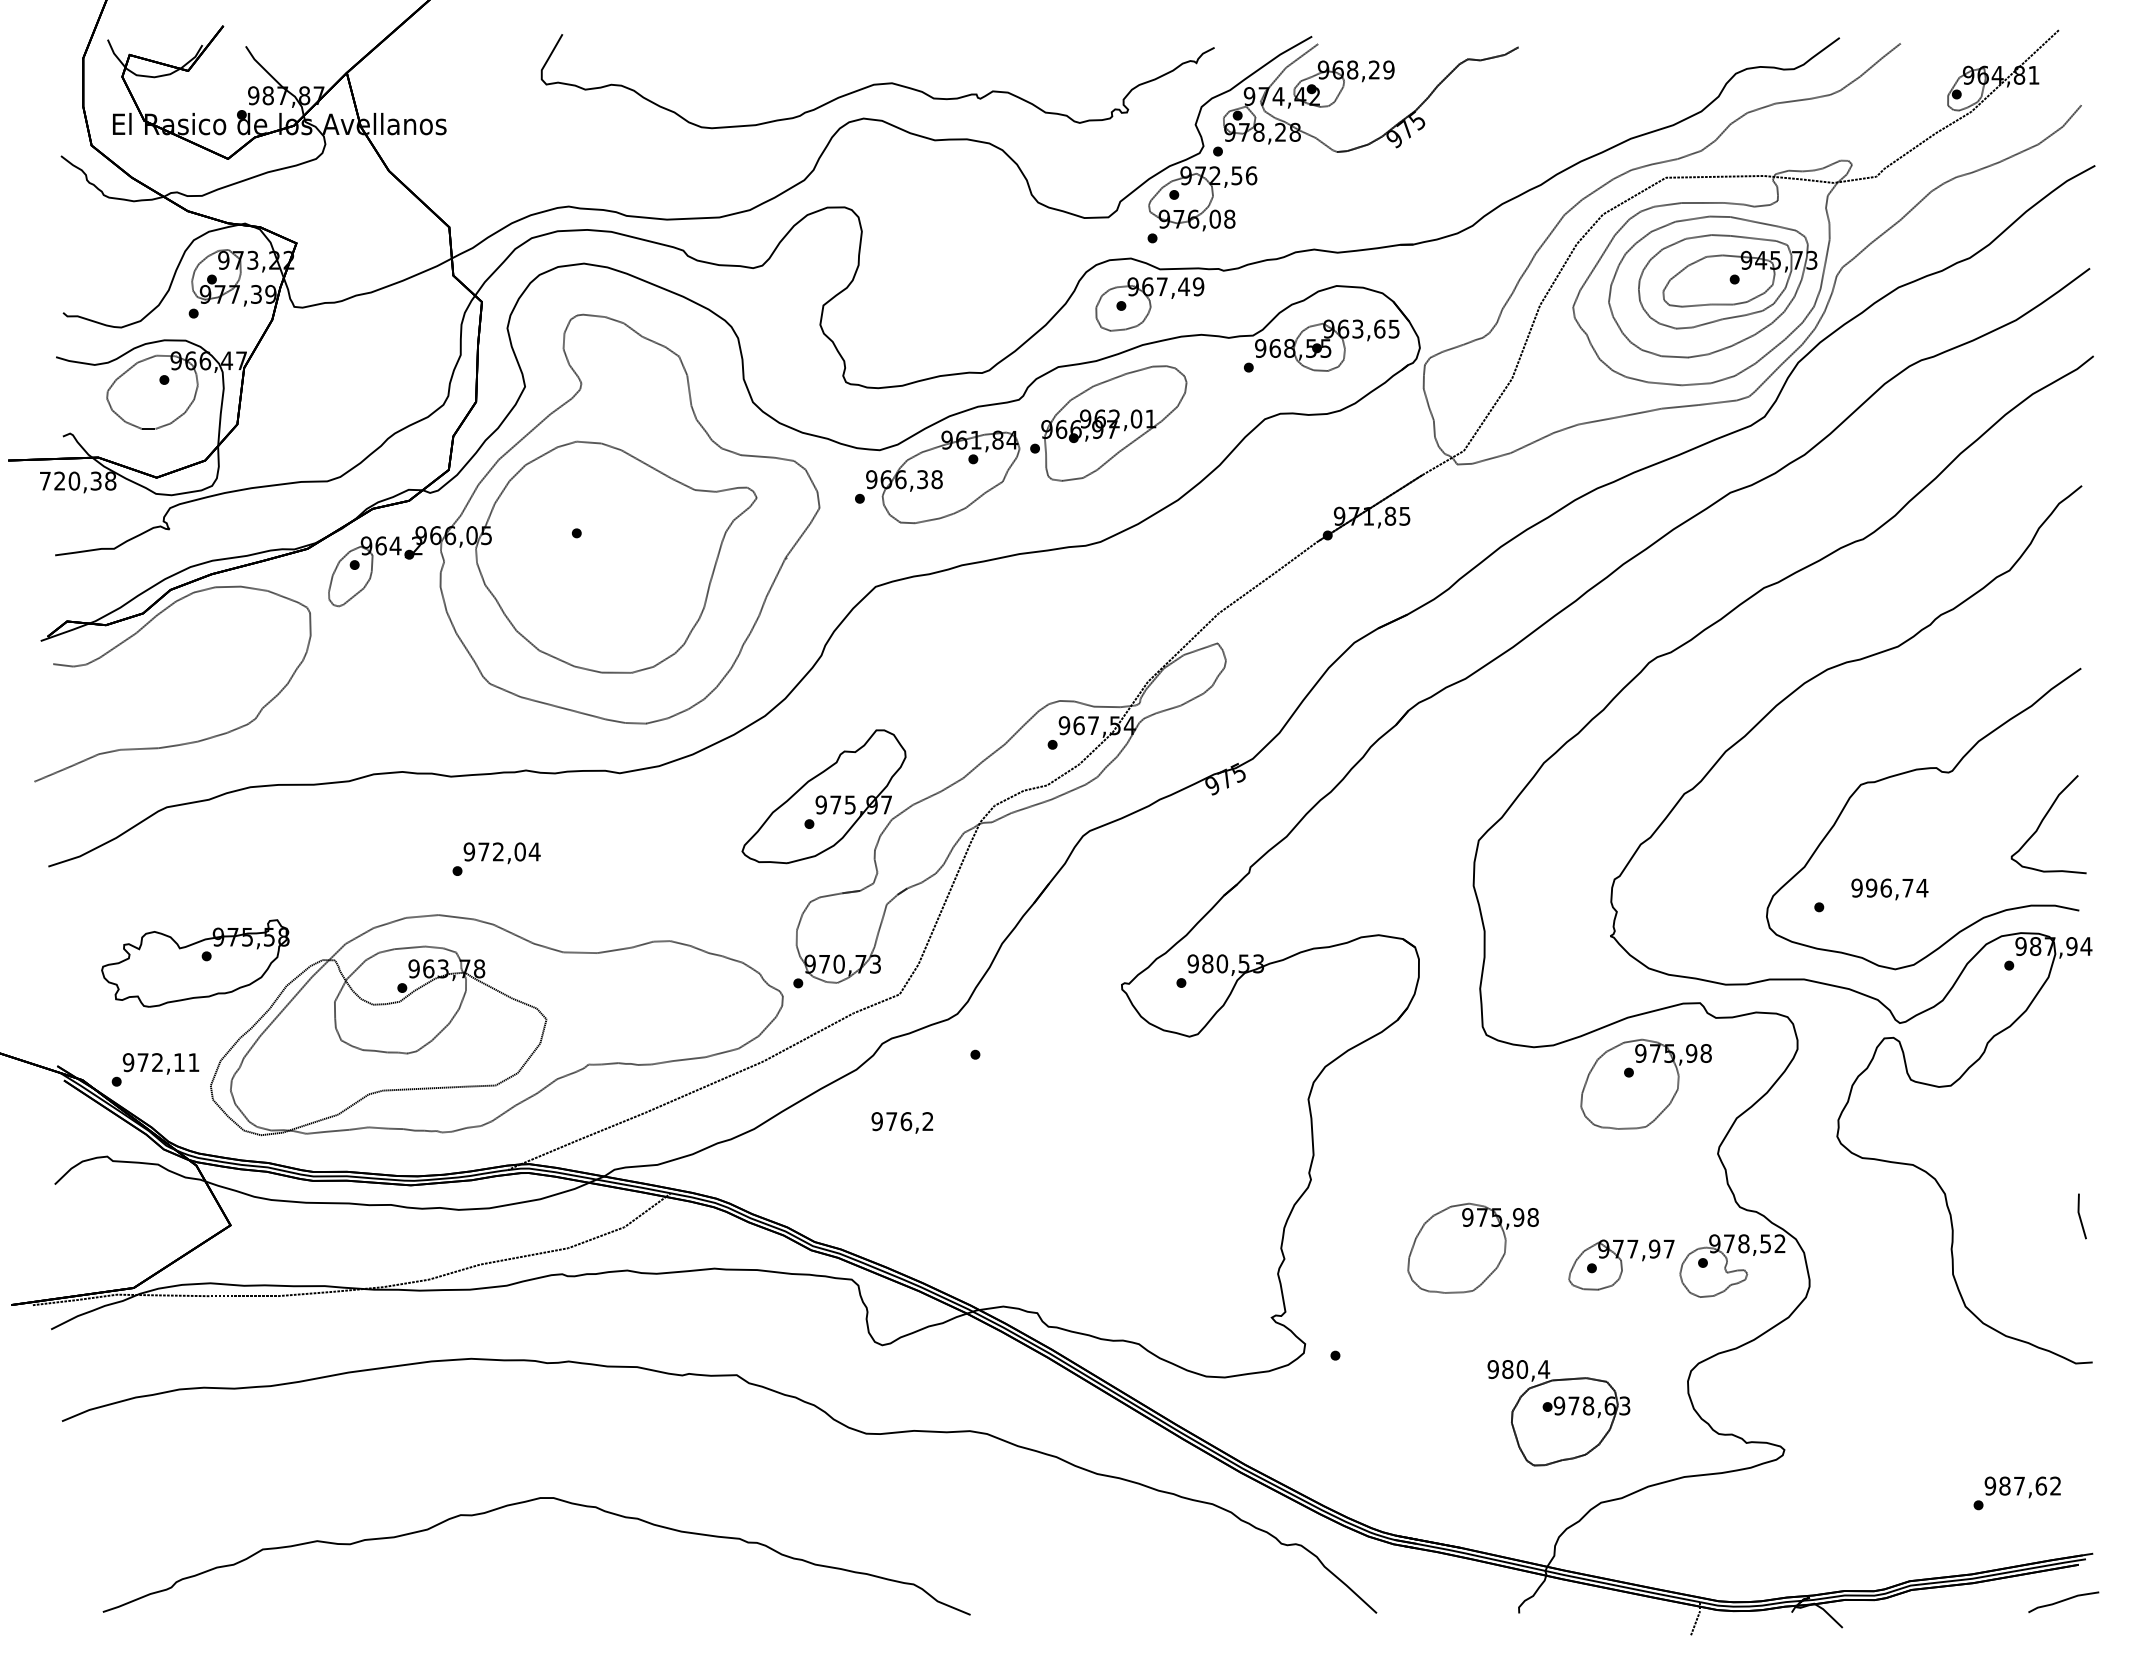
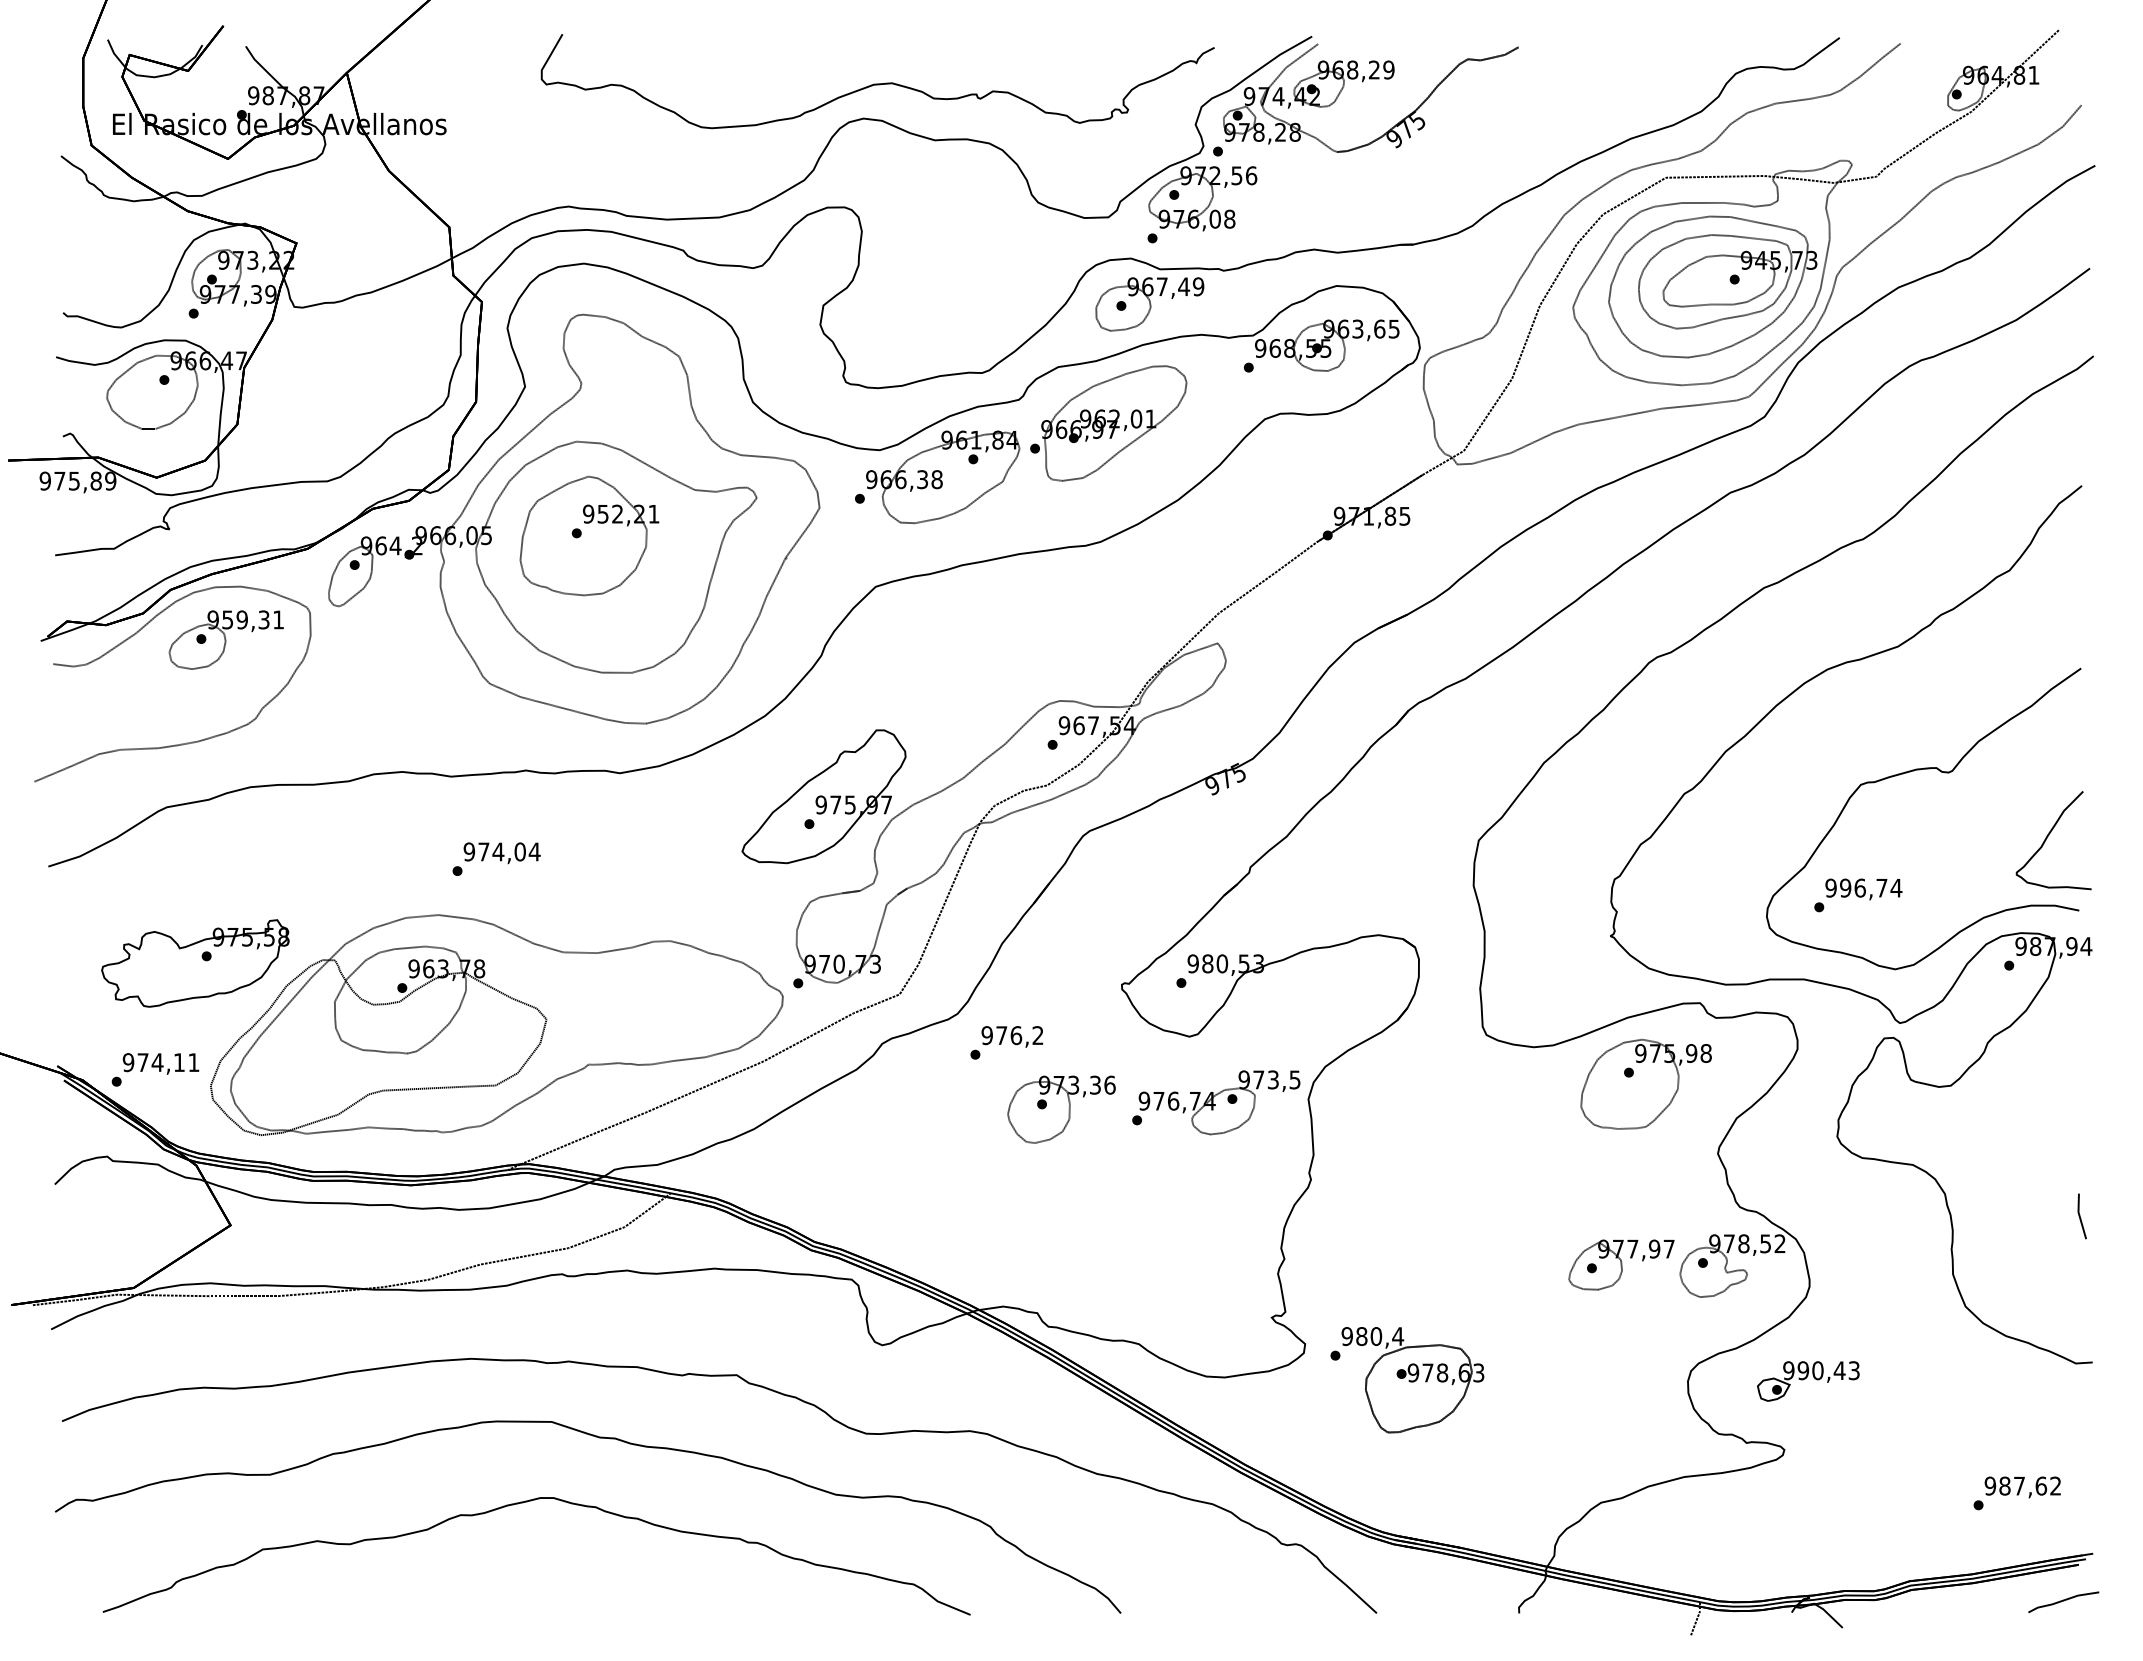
text: 720,38 -> 975,89 (77, 480)
part: none -> present (589, 535)
part: none -> present (225, 639)
curve position: (2042, 822) -> (2047, 838) (2047, 838)
text: 972,04 -> 974,04 (498, 851)
text position: (1889, 889) -> (1863, 889) (1863, 889)
text: 972,11 -> 974,11 (157, 1062)
part: none -> present (1216, 1102)
part: none -> present (1061, 1109)
text position: (902, 1122) -> (1012, 1036) (1012, 1036)
part: present -> none (1472, 1247)
part: none -> present (1808, 1381)
part position: (1558, 1413) -> (1412, 1380) (1412, 1380)
curve: none -> present (599, 1438)
